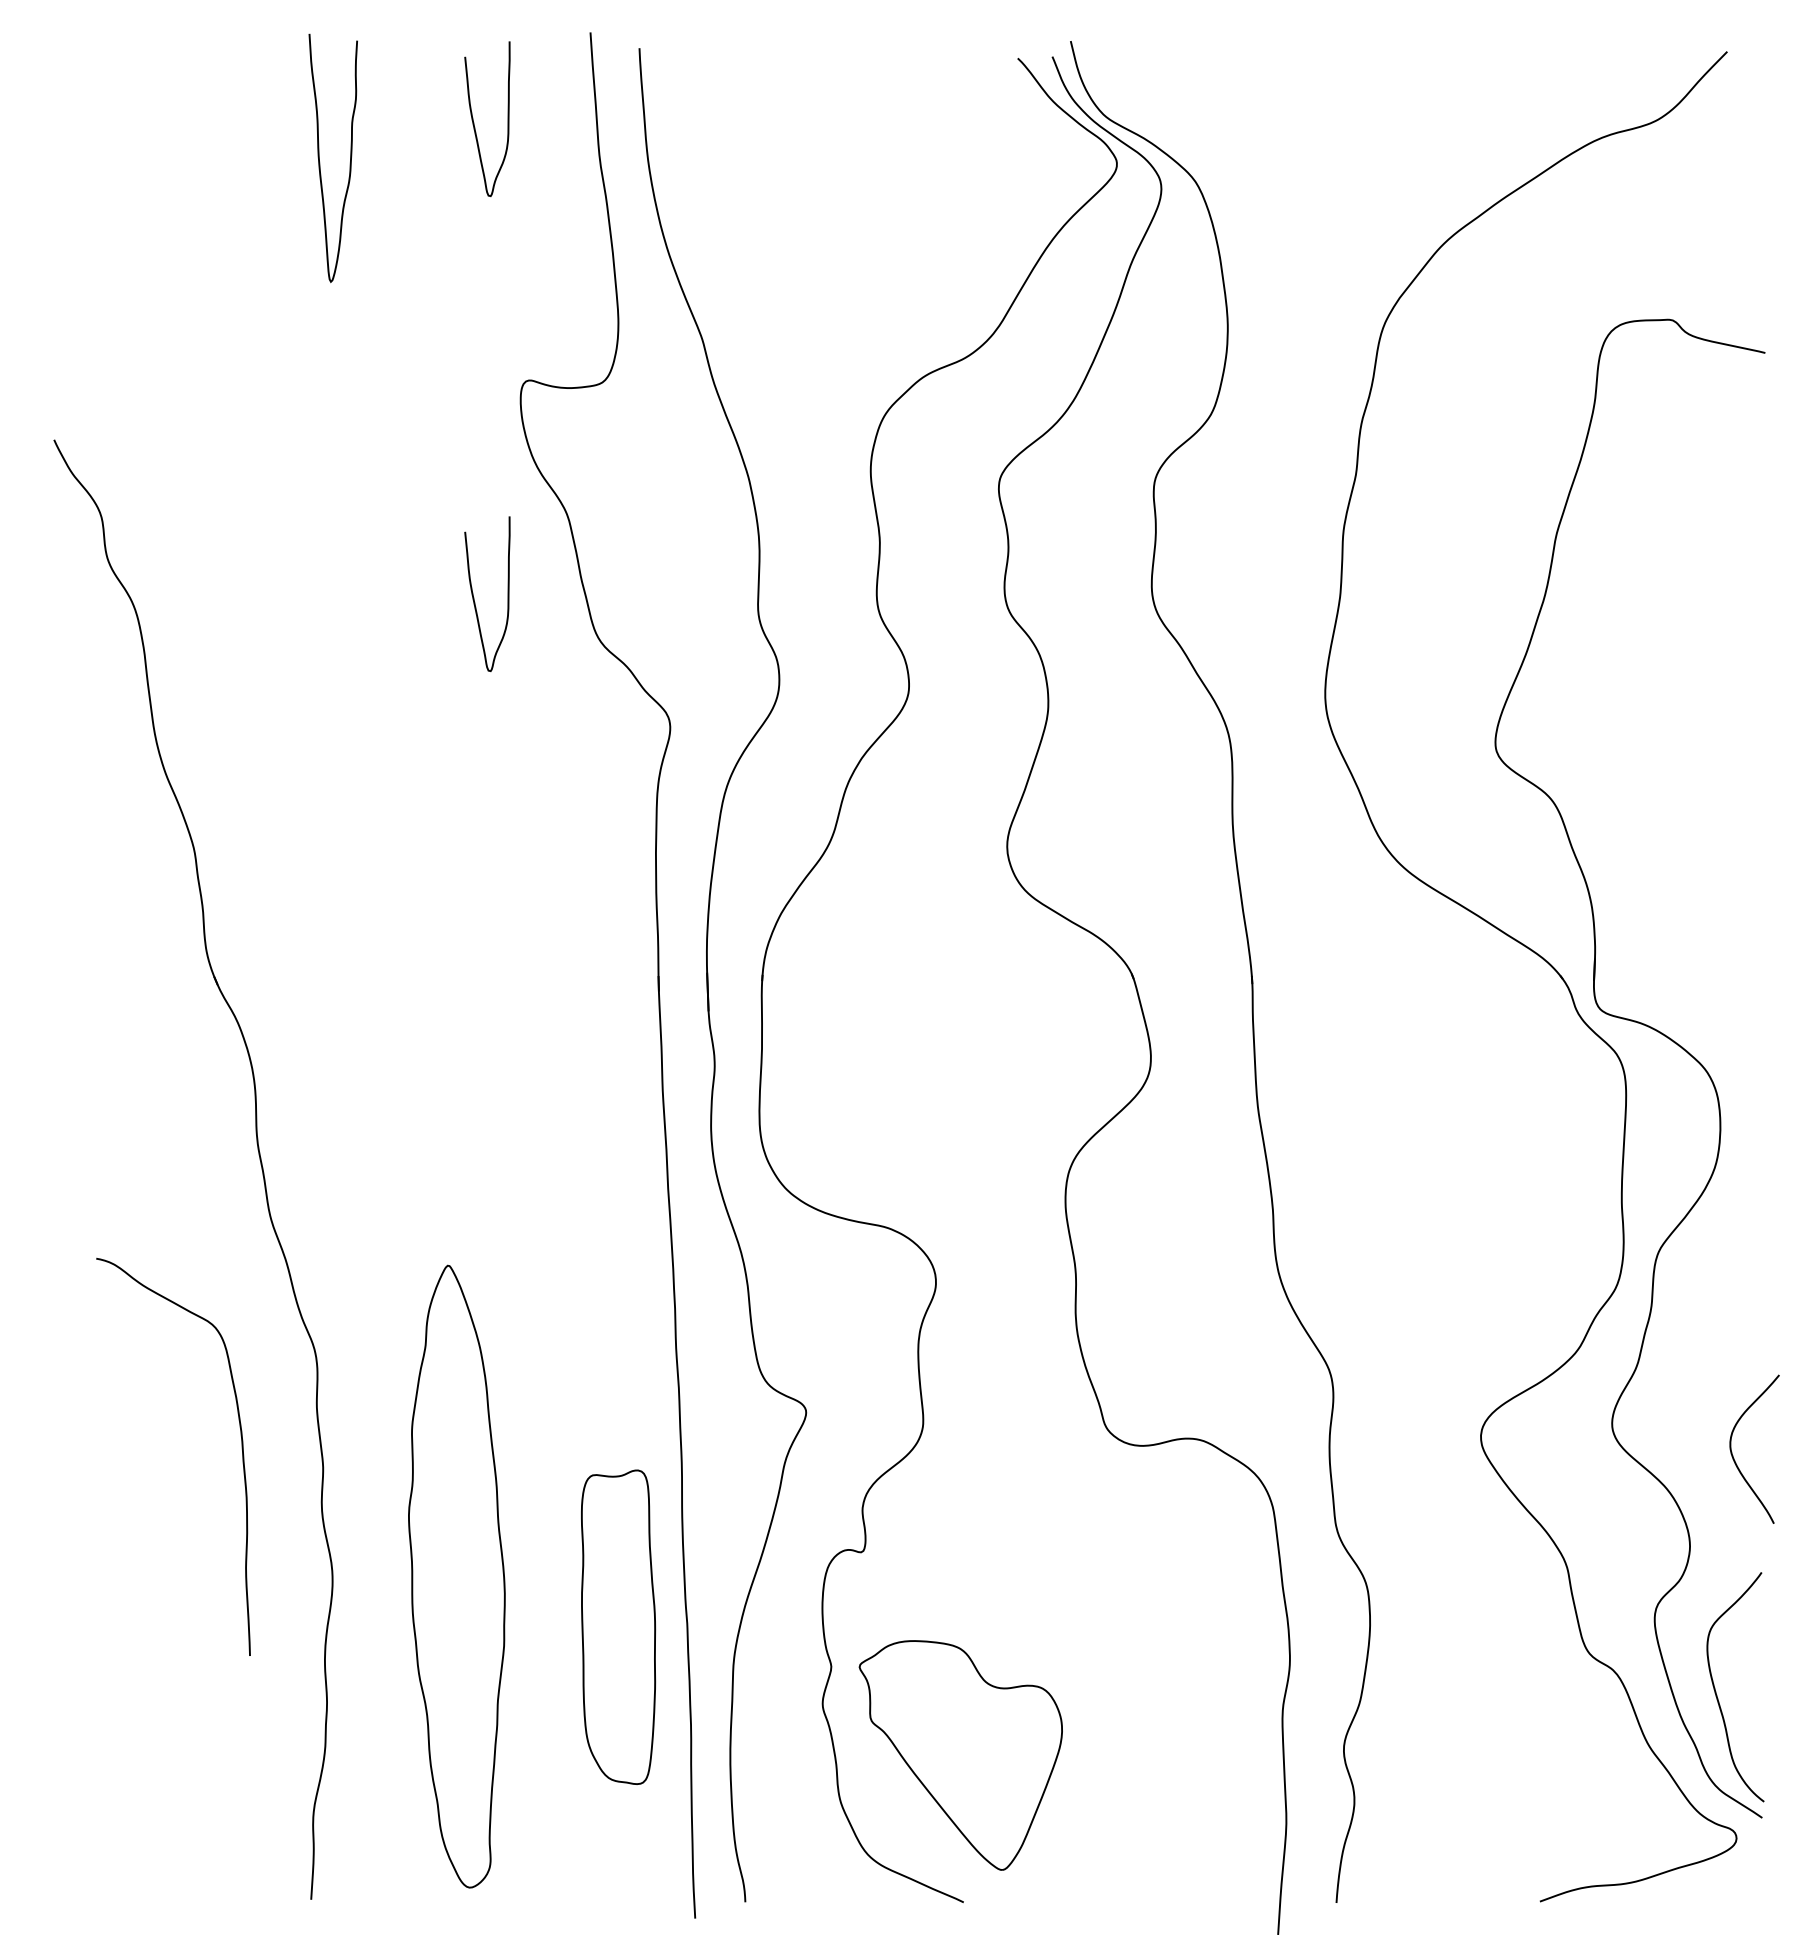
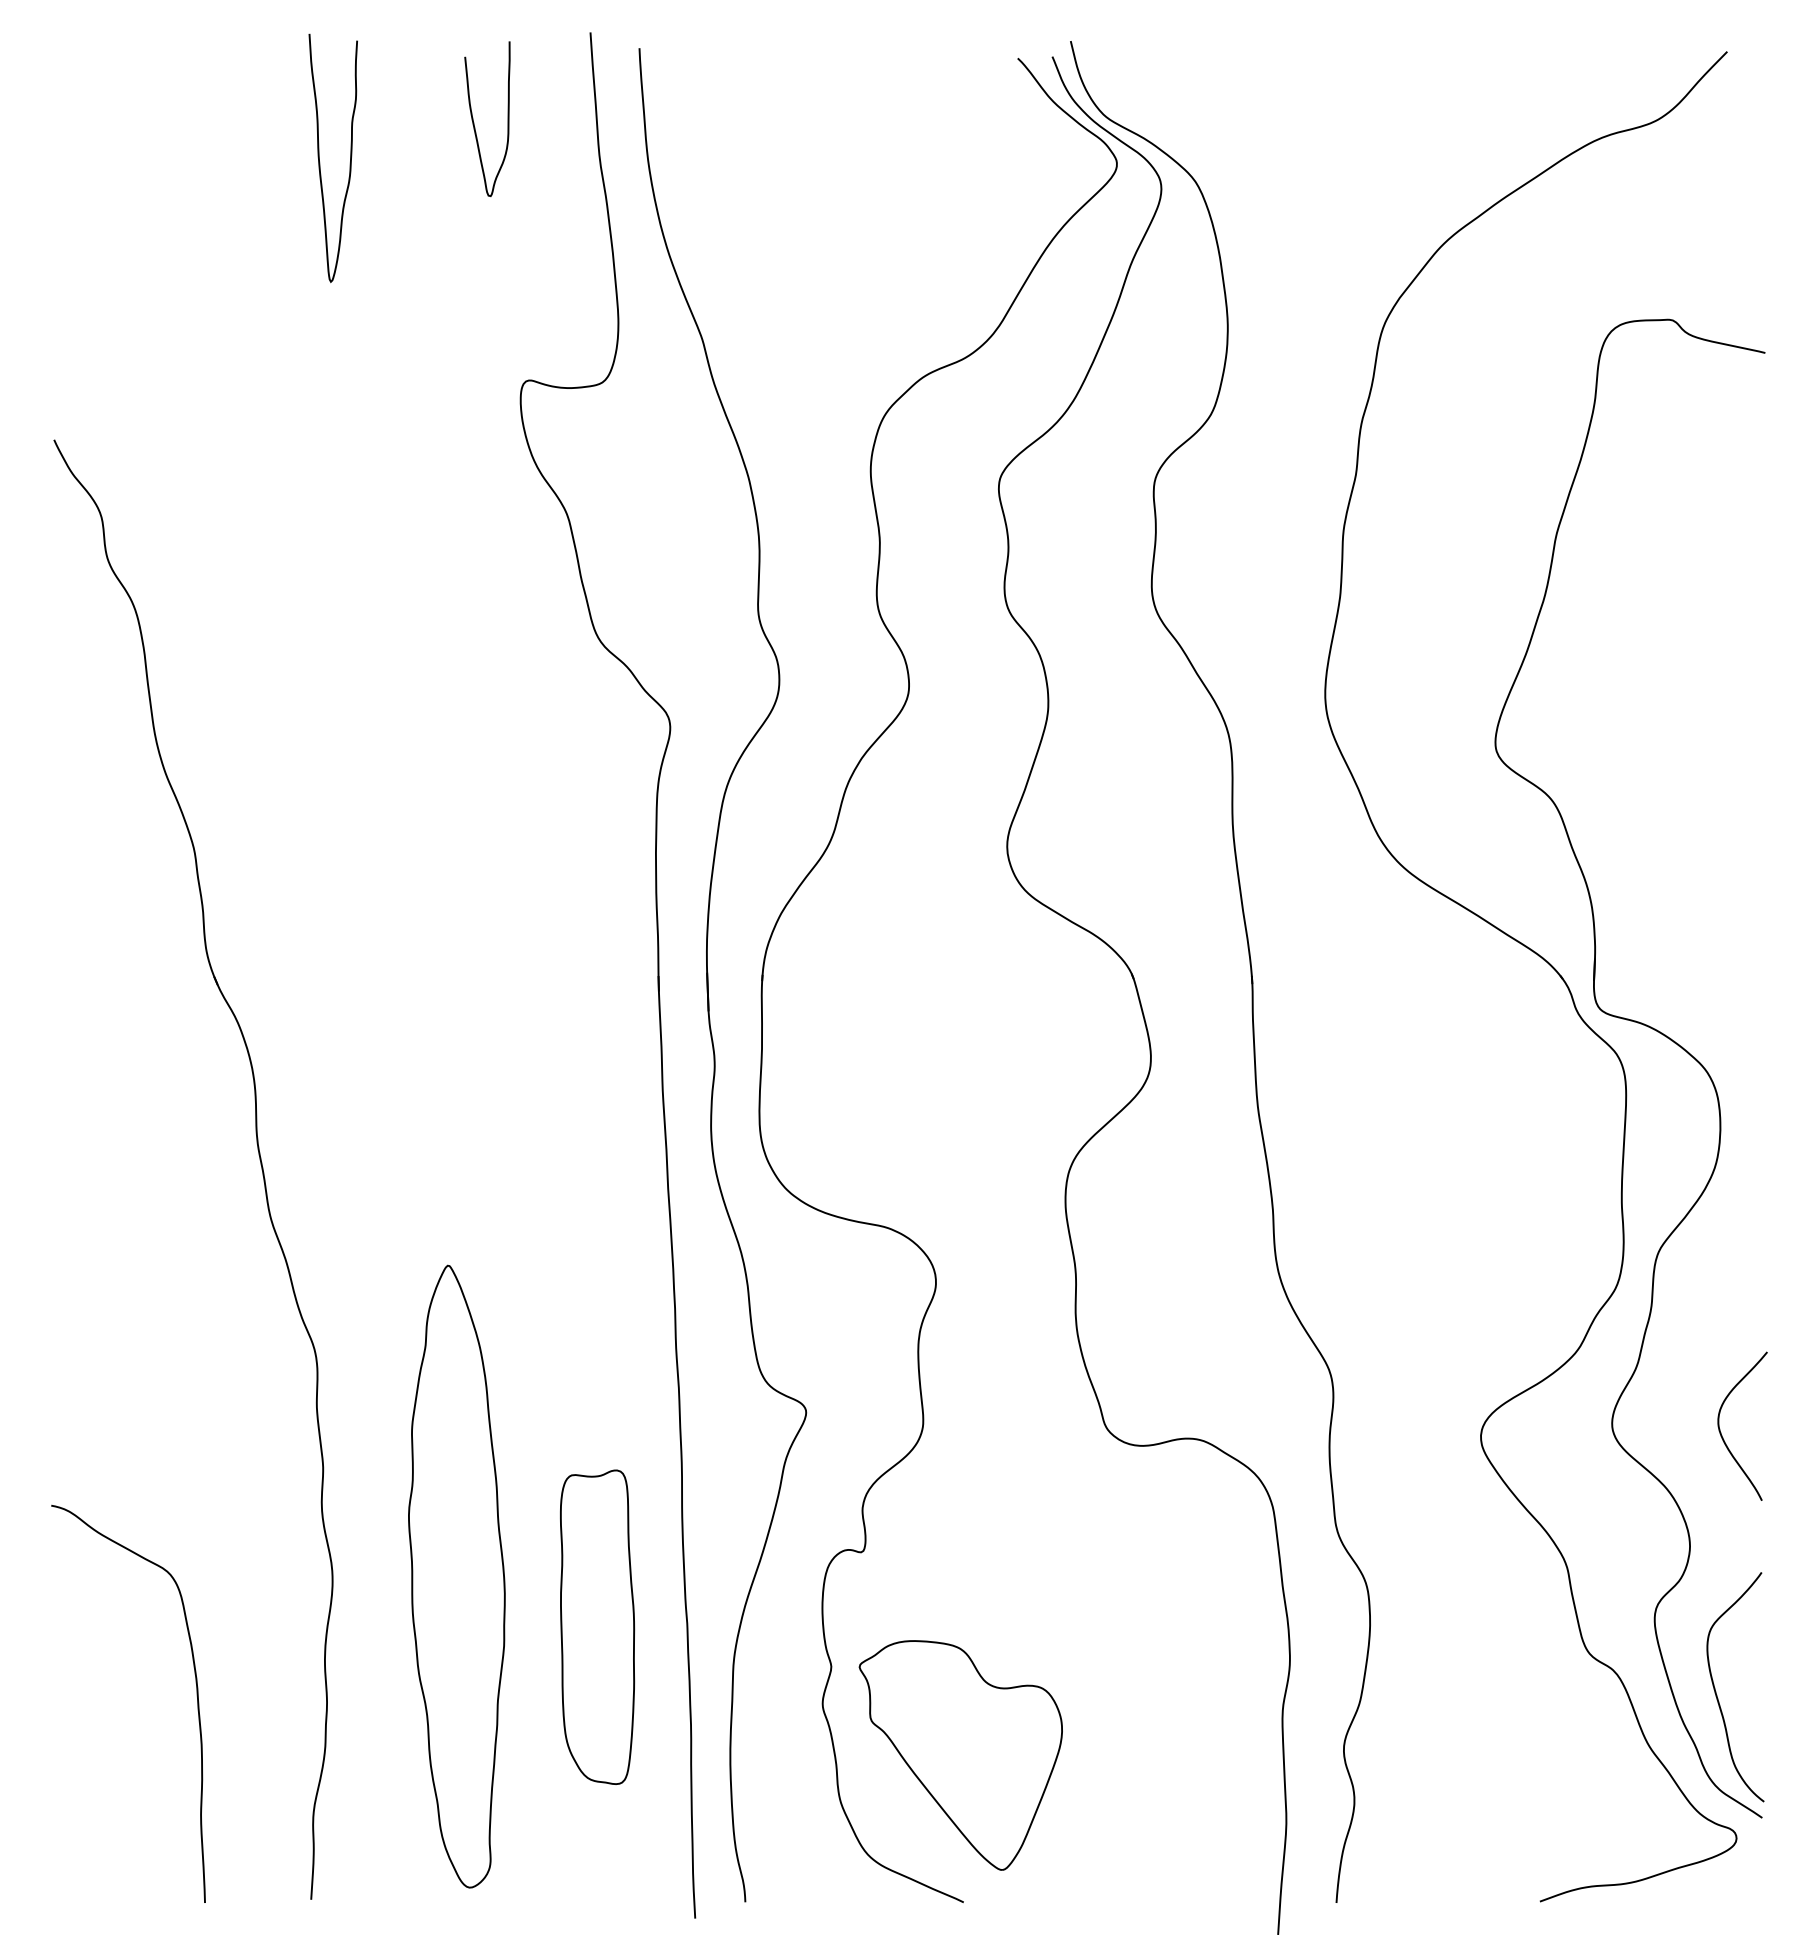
curve: present -> none (474, 597)
curve position: (241, 1449) -> (196, 1696) (196, 1696)
curve position: (1733, 1455) -> (1721, 1432) (1721, 1432)
part position: (618, 1626) -> (597, 1626) (597, 1626)
